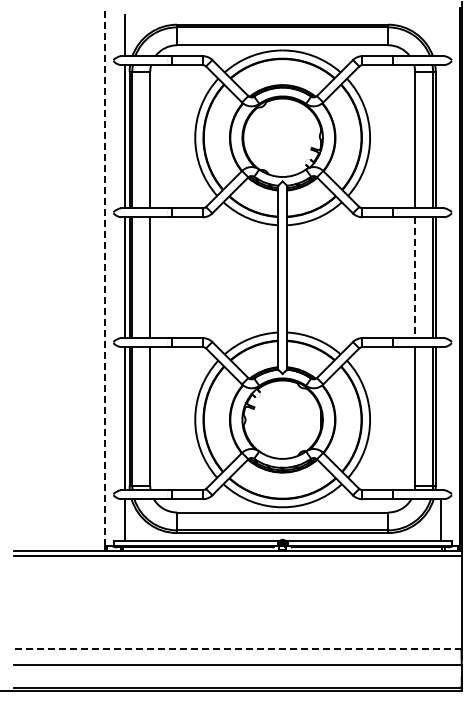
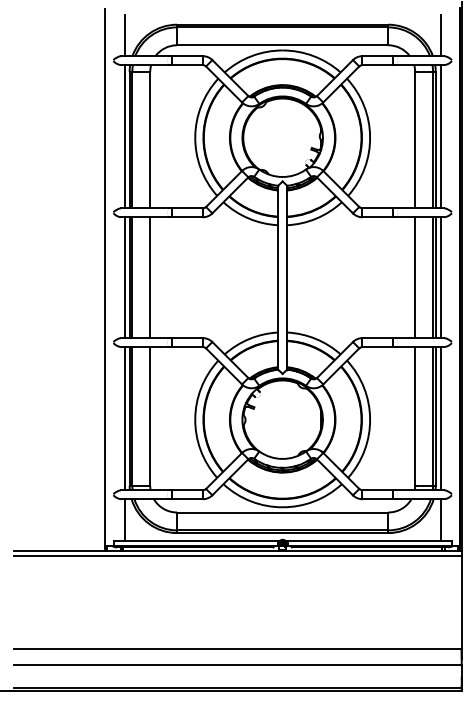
line: none -> present (440, 35)
line: none -> present (440, 136)
line: dashed -> solid (105, 277)
line: none -> present (440, 277)
line: dashed -> solid (415, 278)
line: none -> present (440, 418)
line: dashed -> solid (237, 649)
